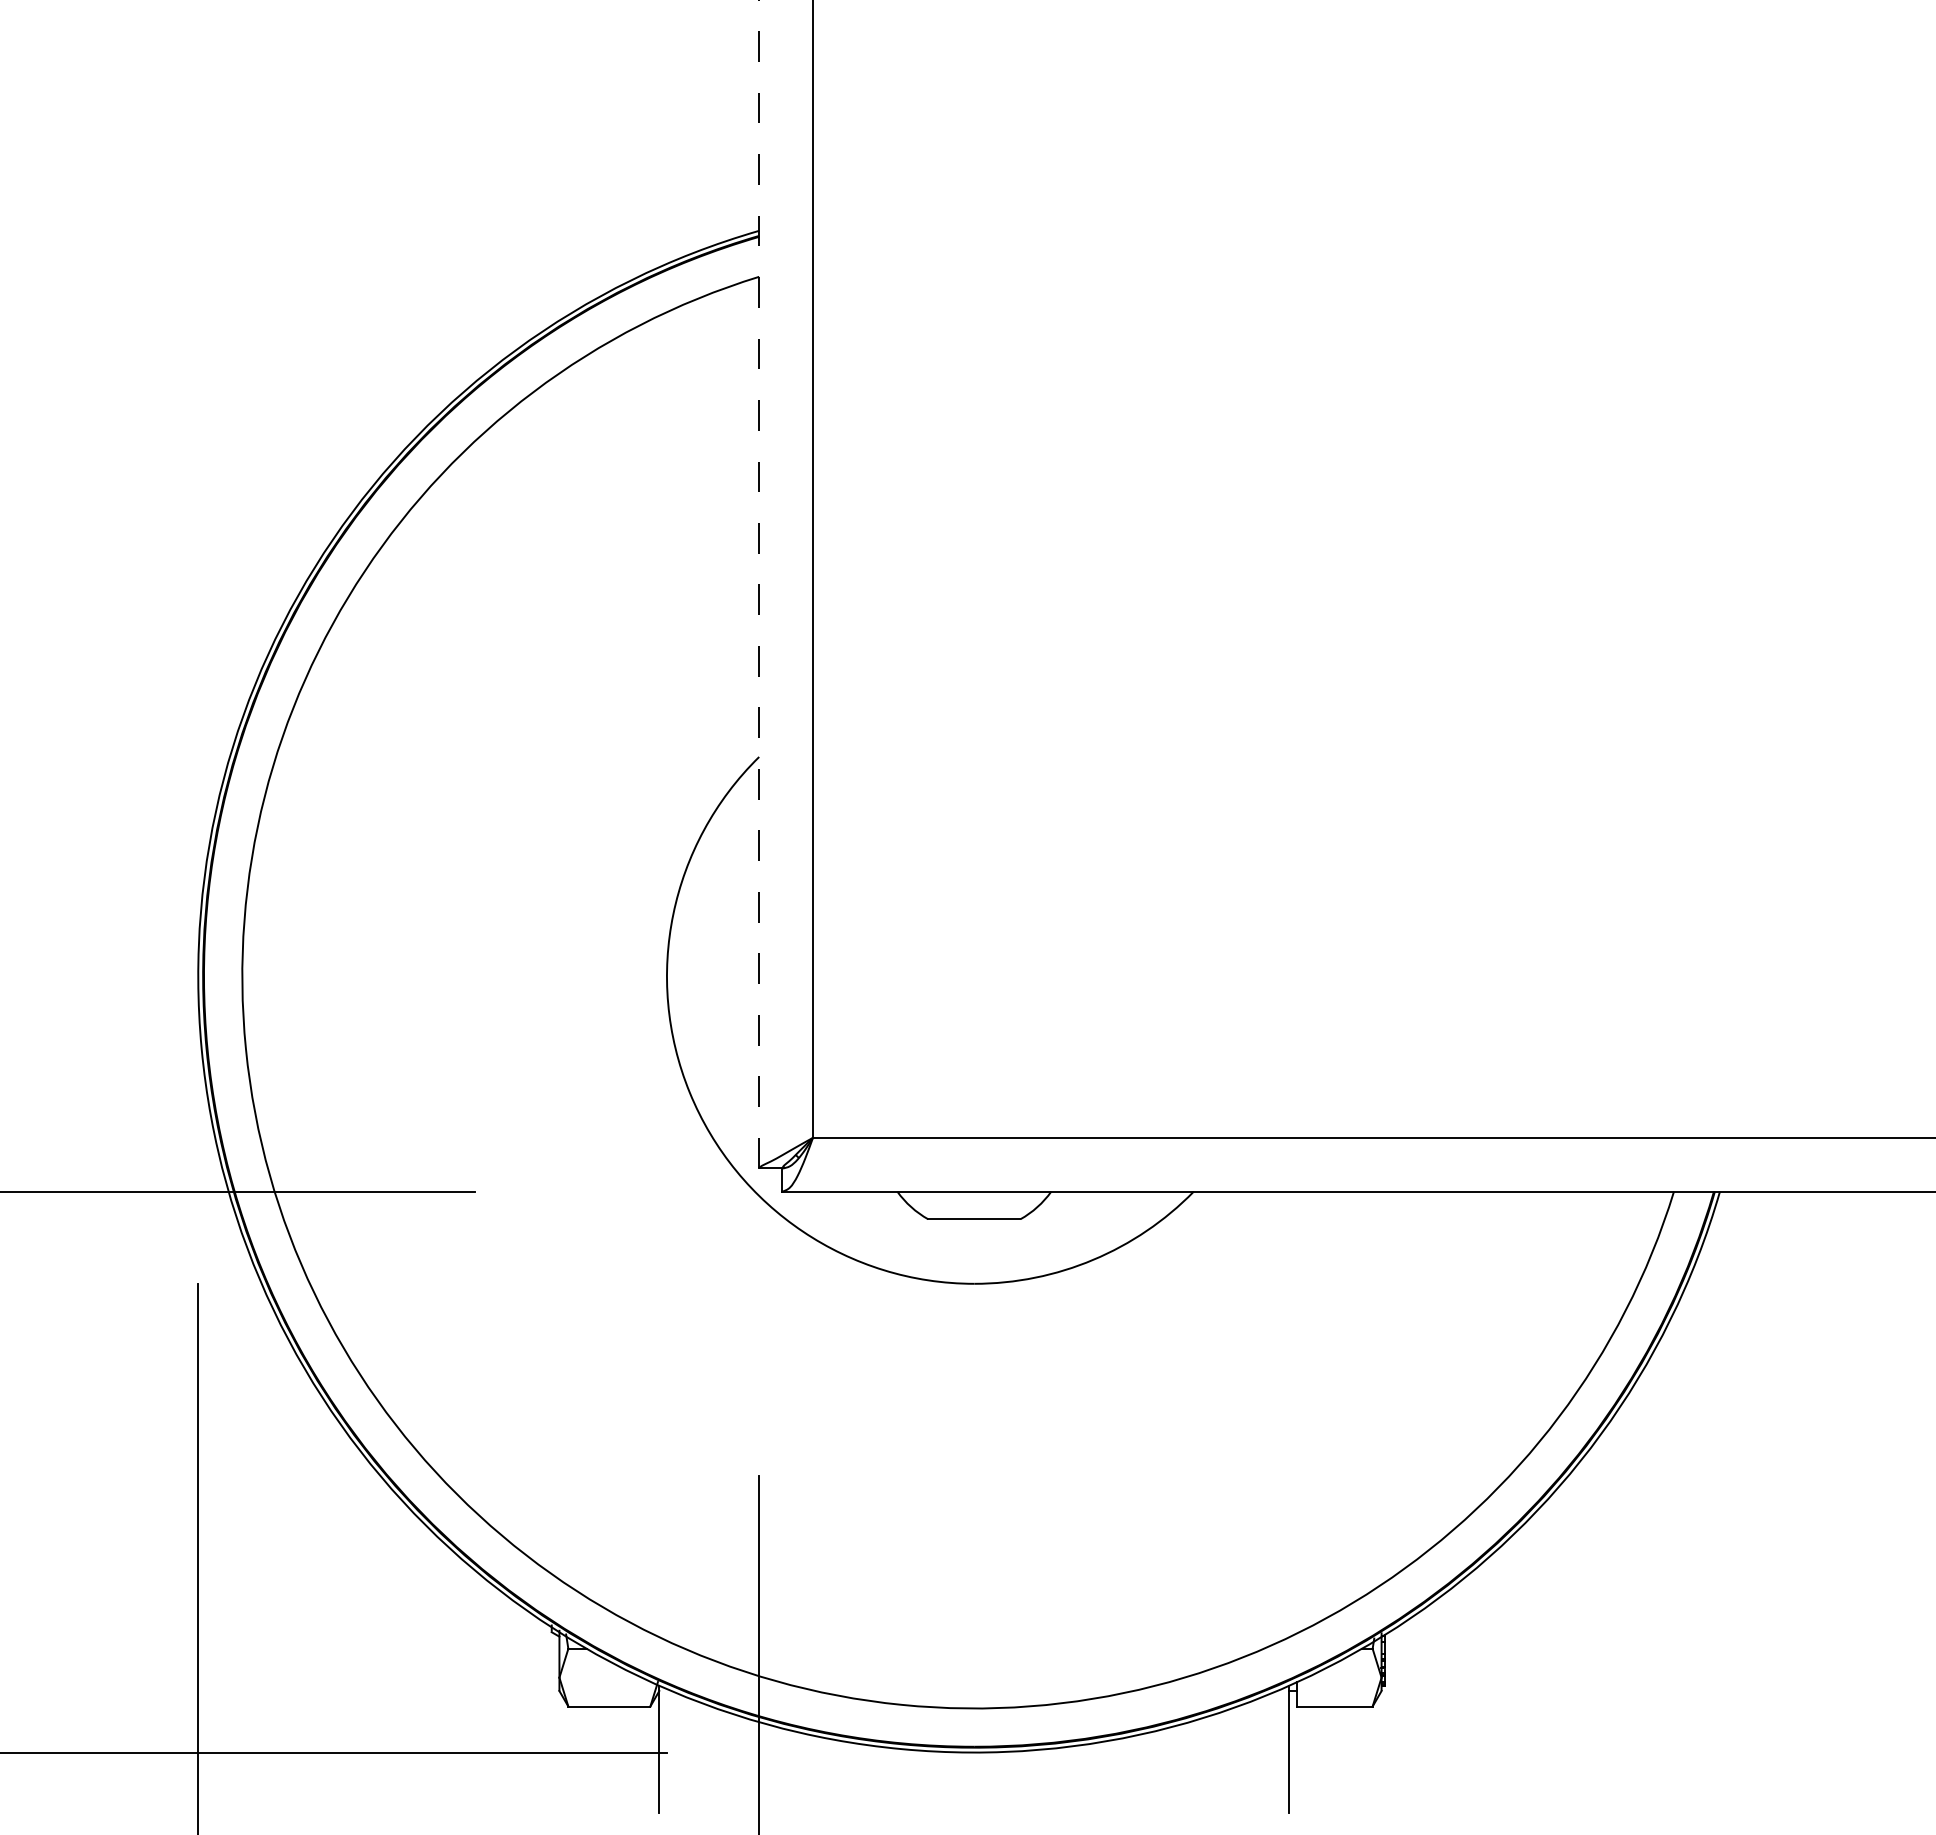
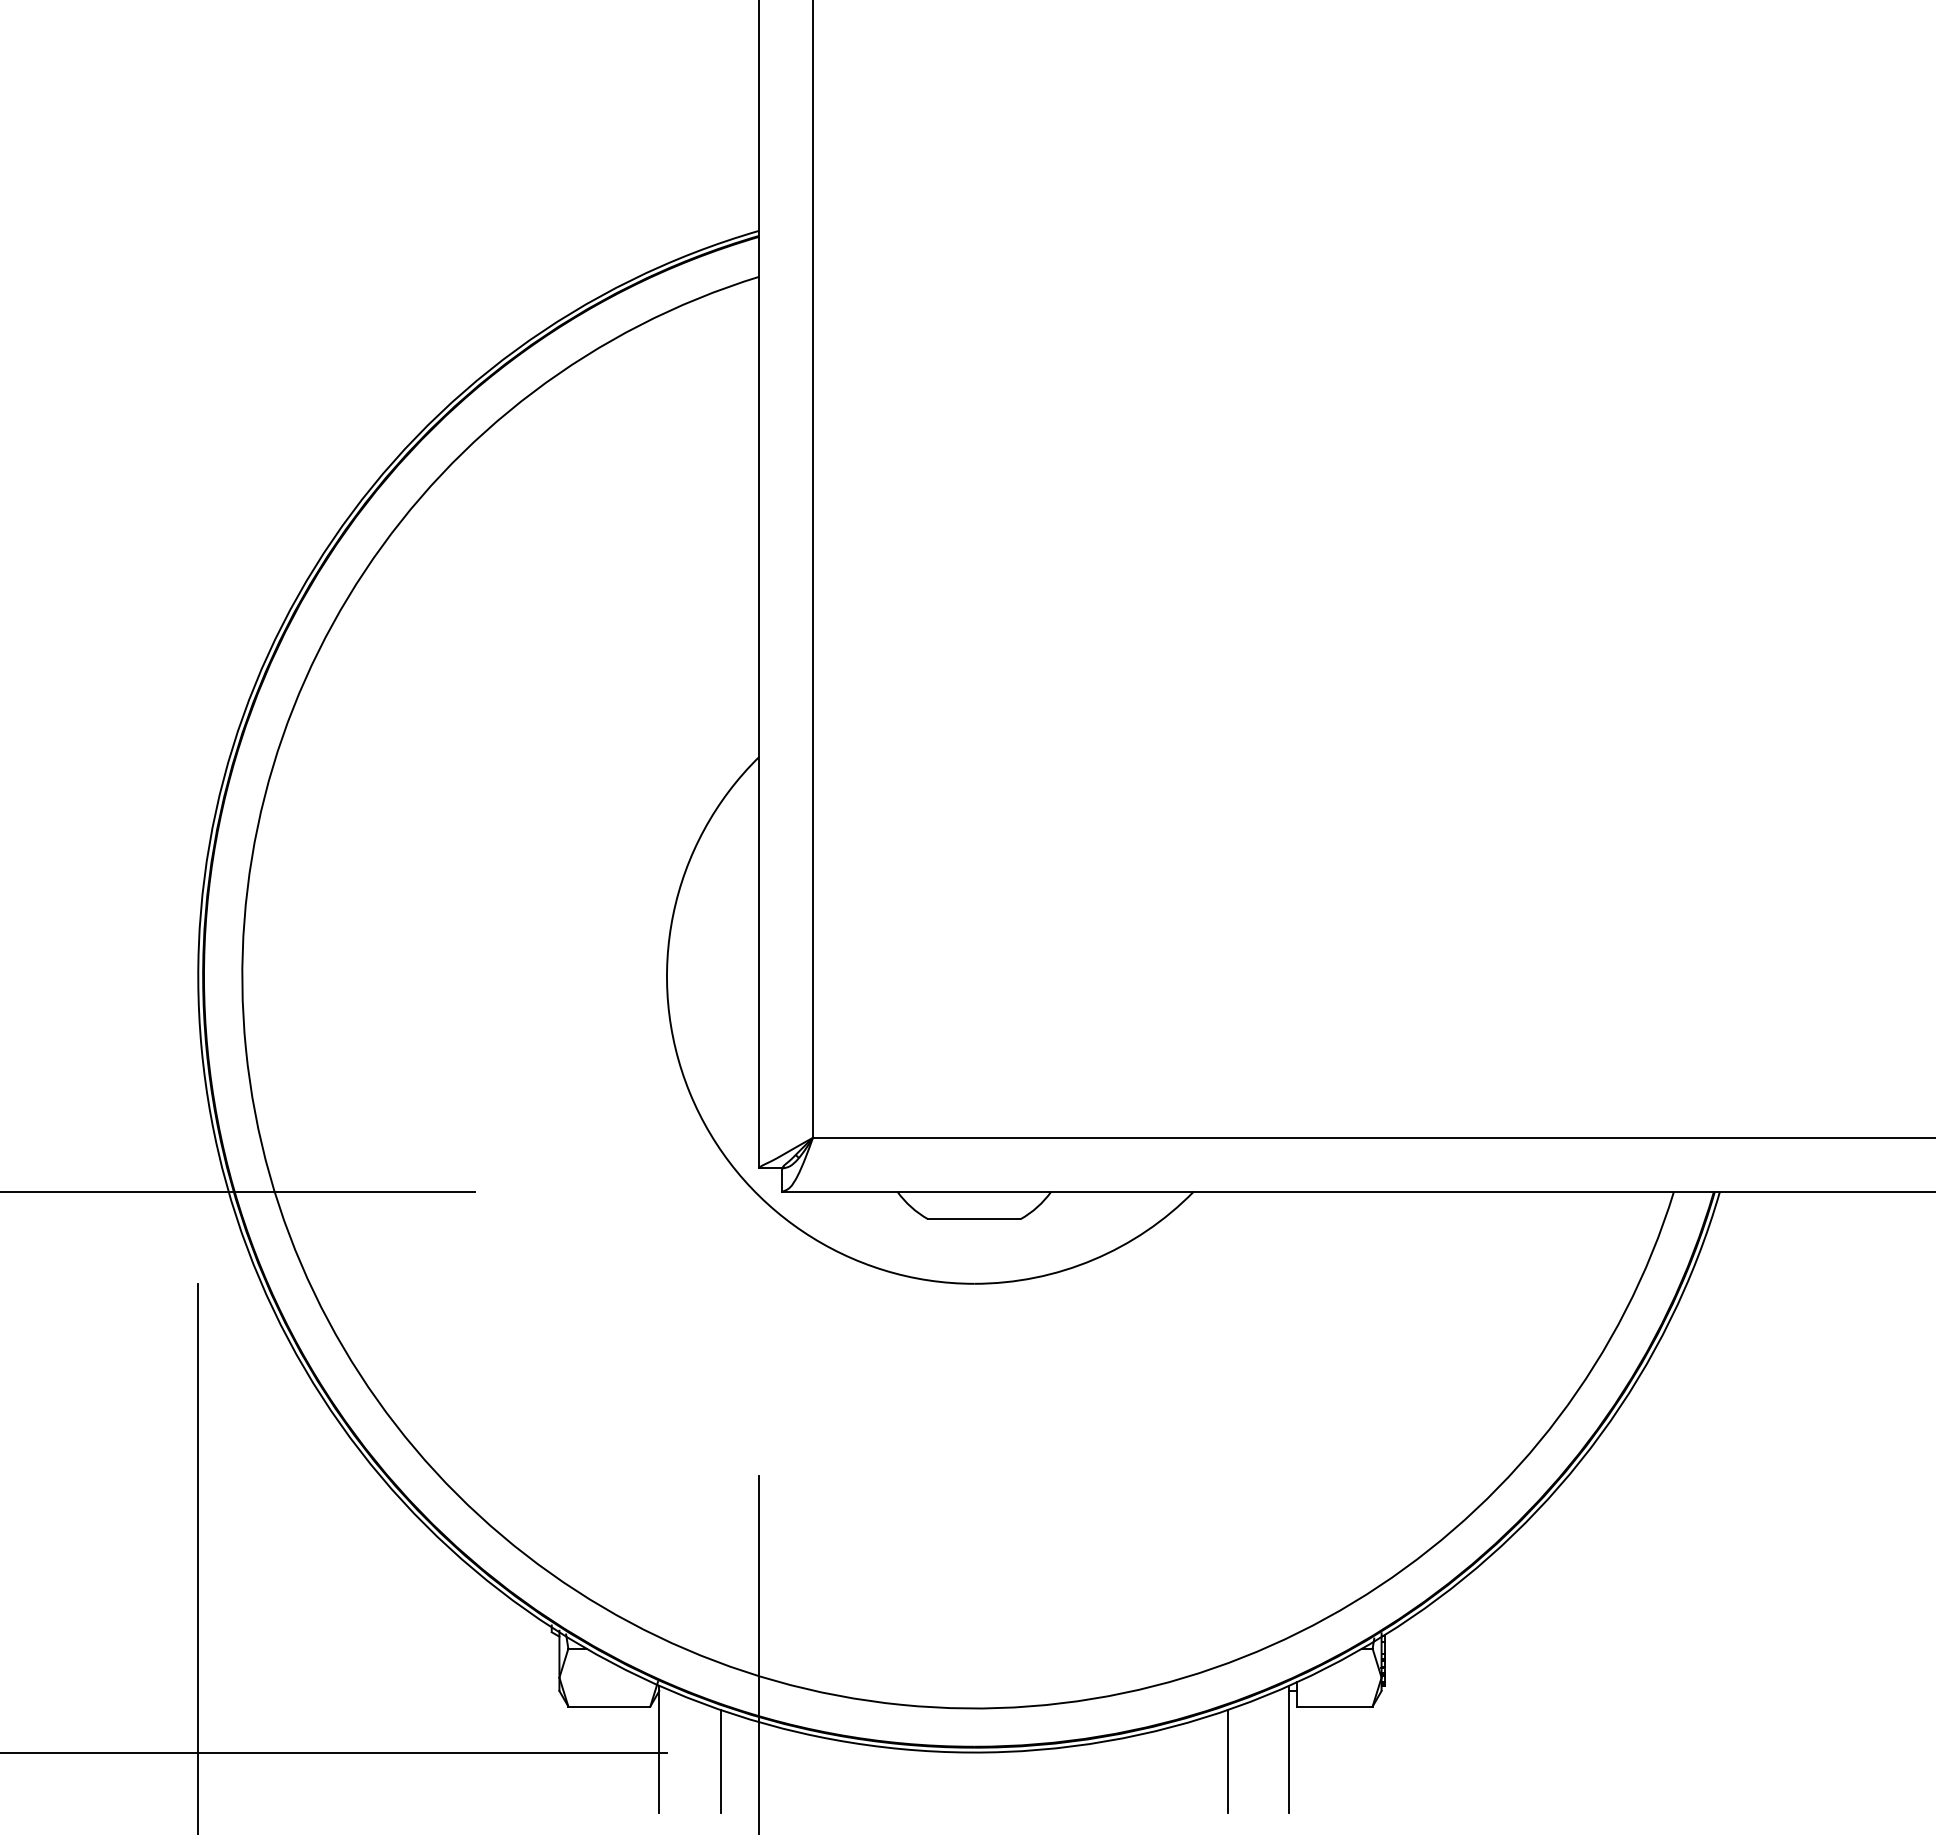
line: dashed -> solid (759, 584)
line: none -> present (720, 1760)
line: none -> present (1227, 1760)
